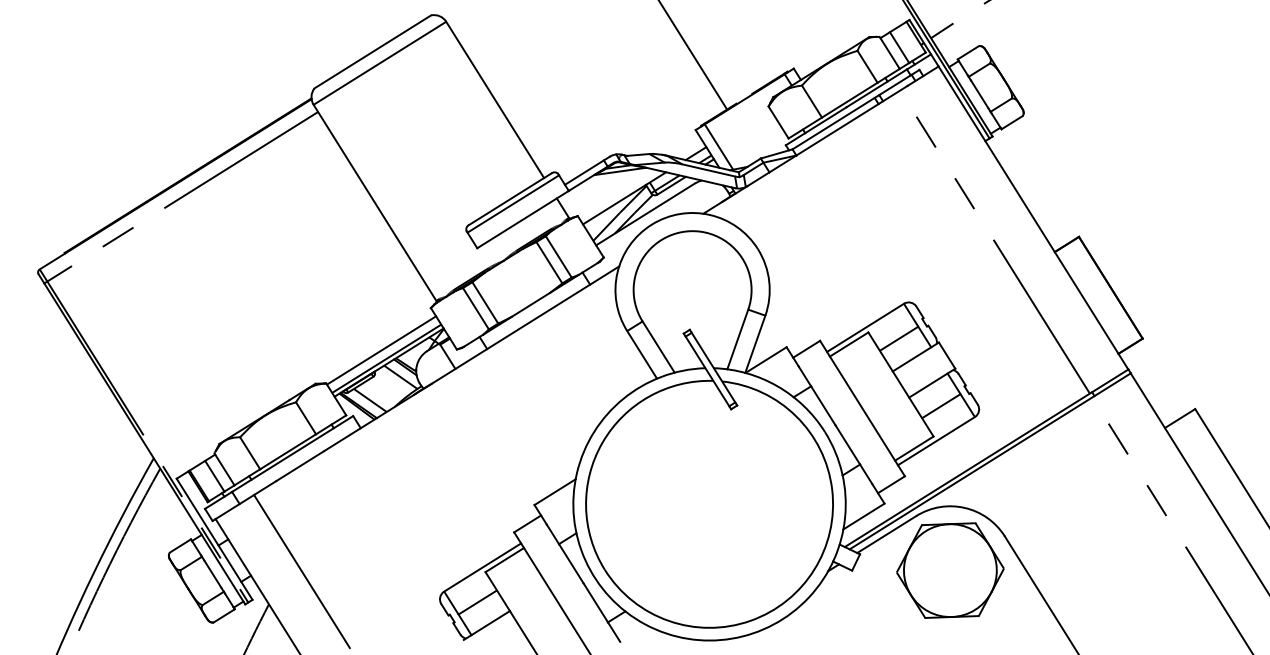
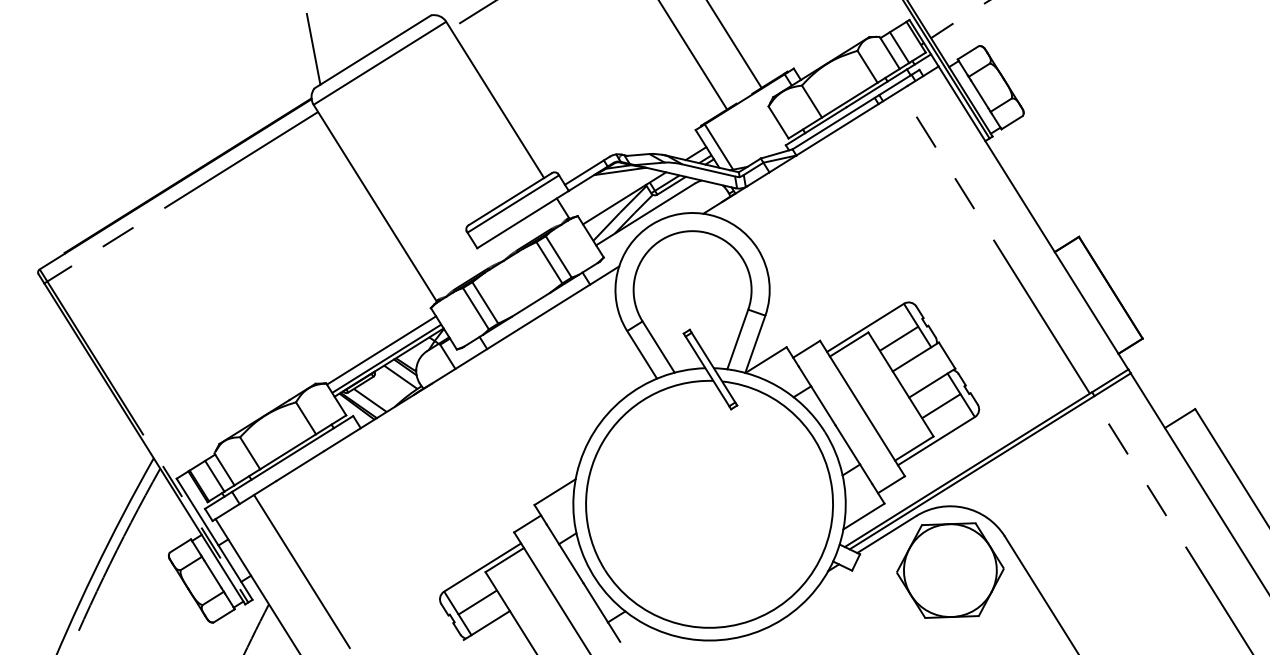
line: none -> present (471, 15)
line: none -> present (734, 44)
line: none -> present (313, 48)
